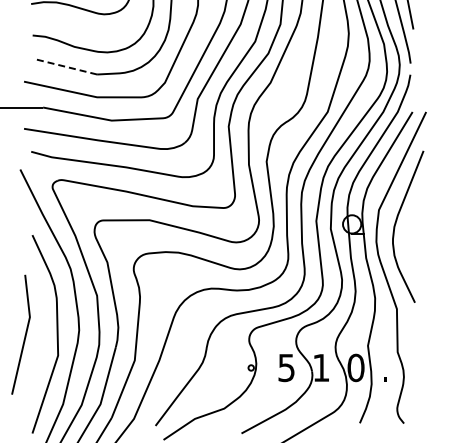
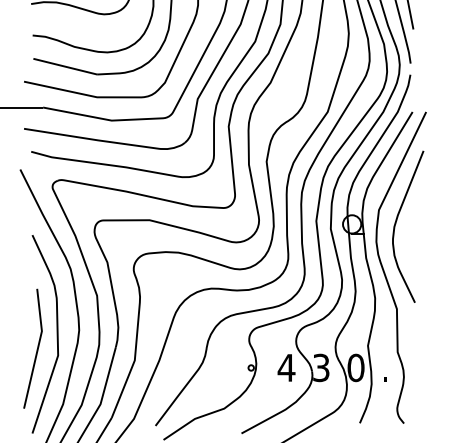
line: dashed -> solid (65, 66)
line position: (24, 335) -> (36, 349) (36, 349)
text: 1 -> 3 (321, 367)
text: 5 -> 4 (286, 368)
